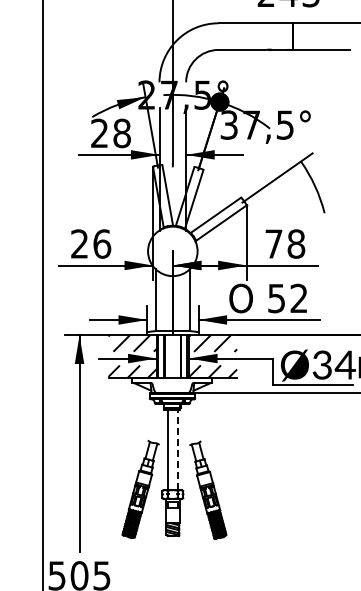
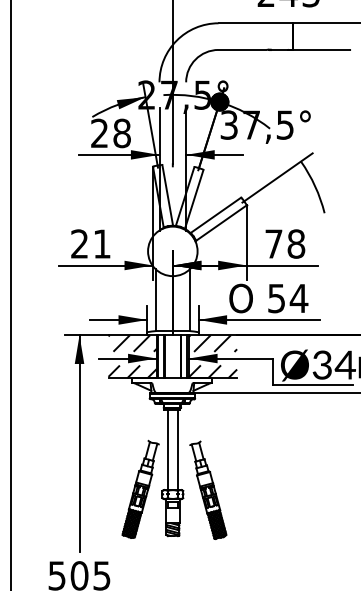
text: 26 -> 21 (102, 243)
line position: (42, 294) -> (10, 294) (10, 294)
text: 52 -> 54 (298, 297)
line: dashed -> solid (177, 450)
